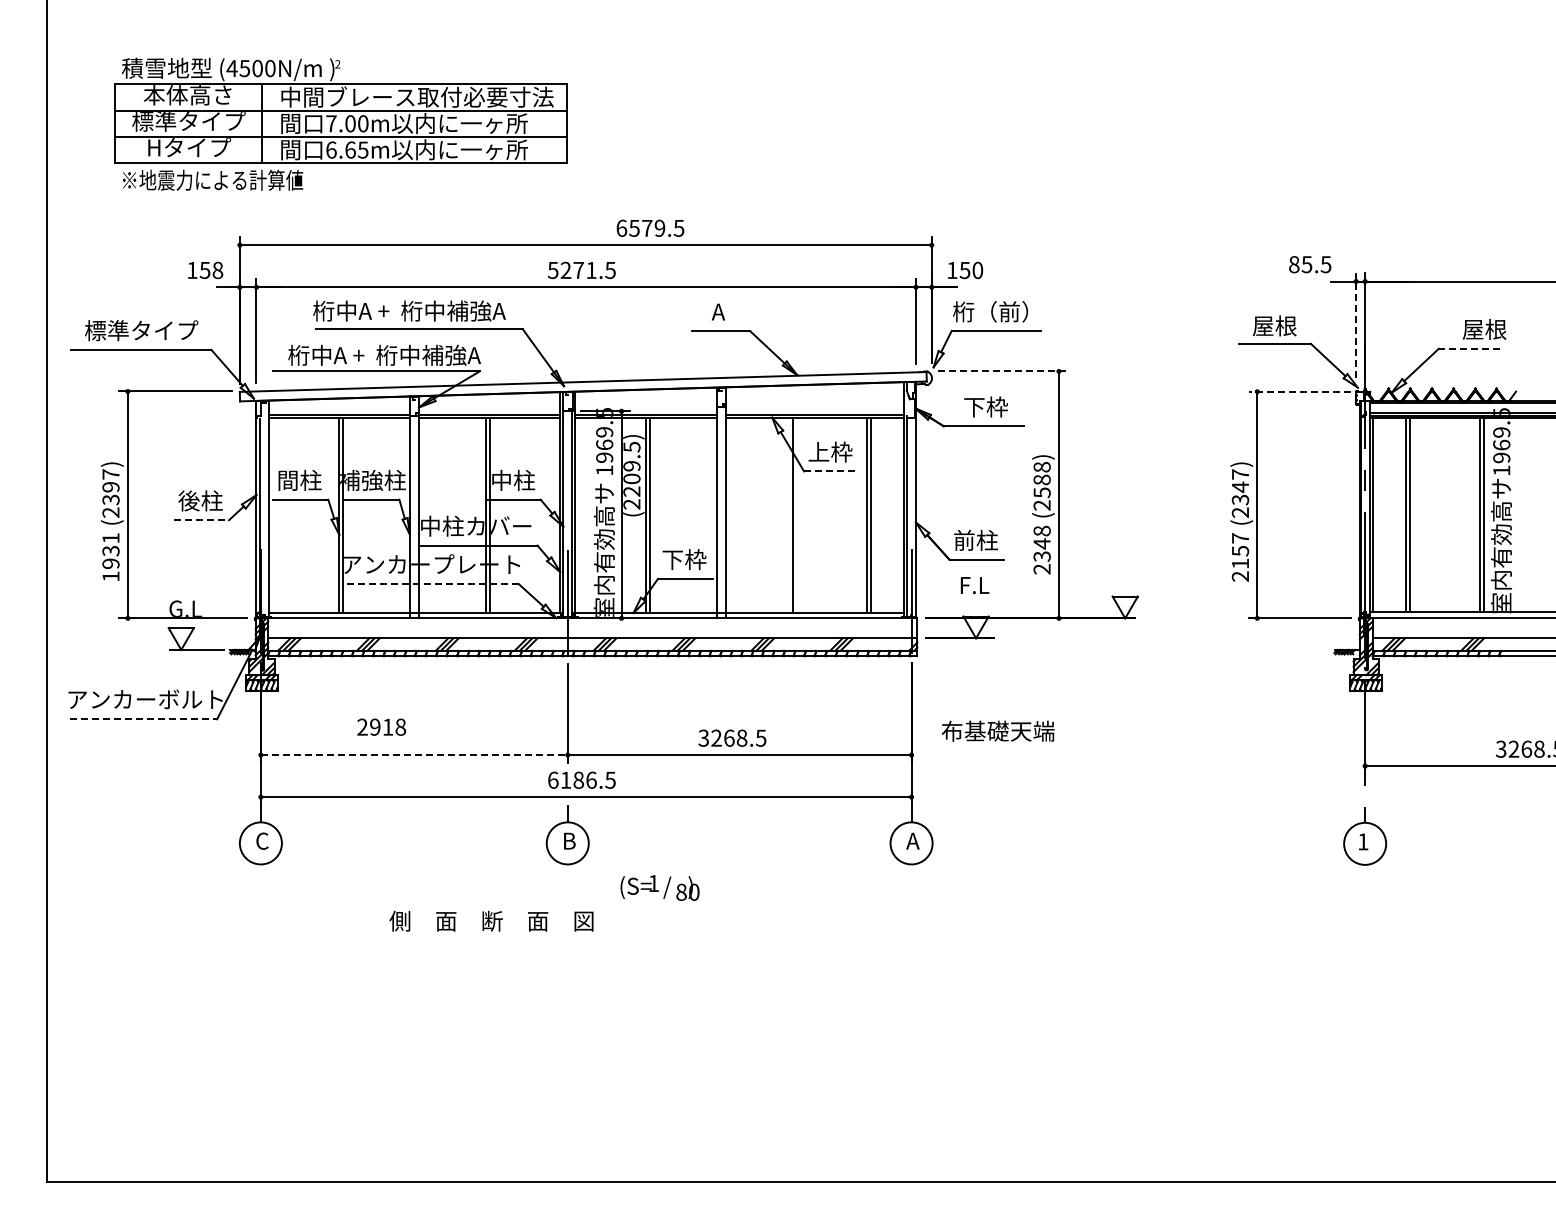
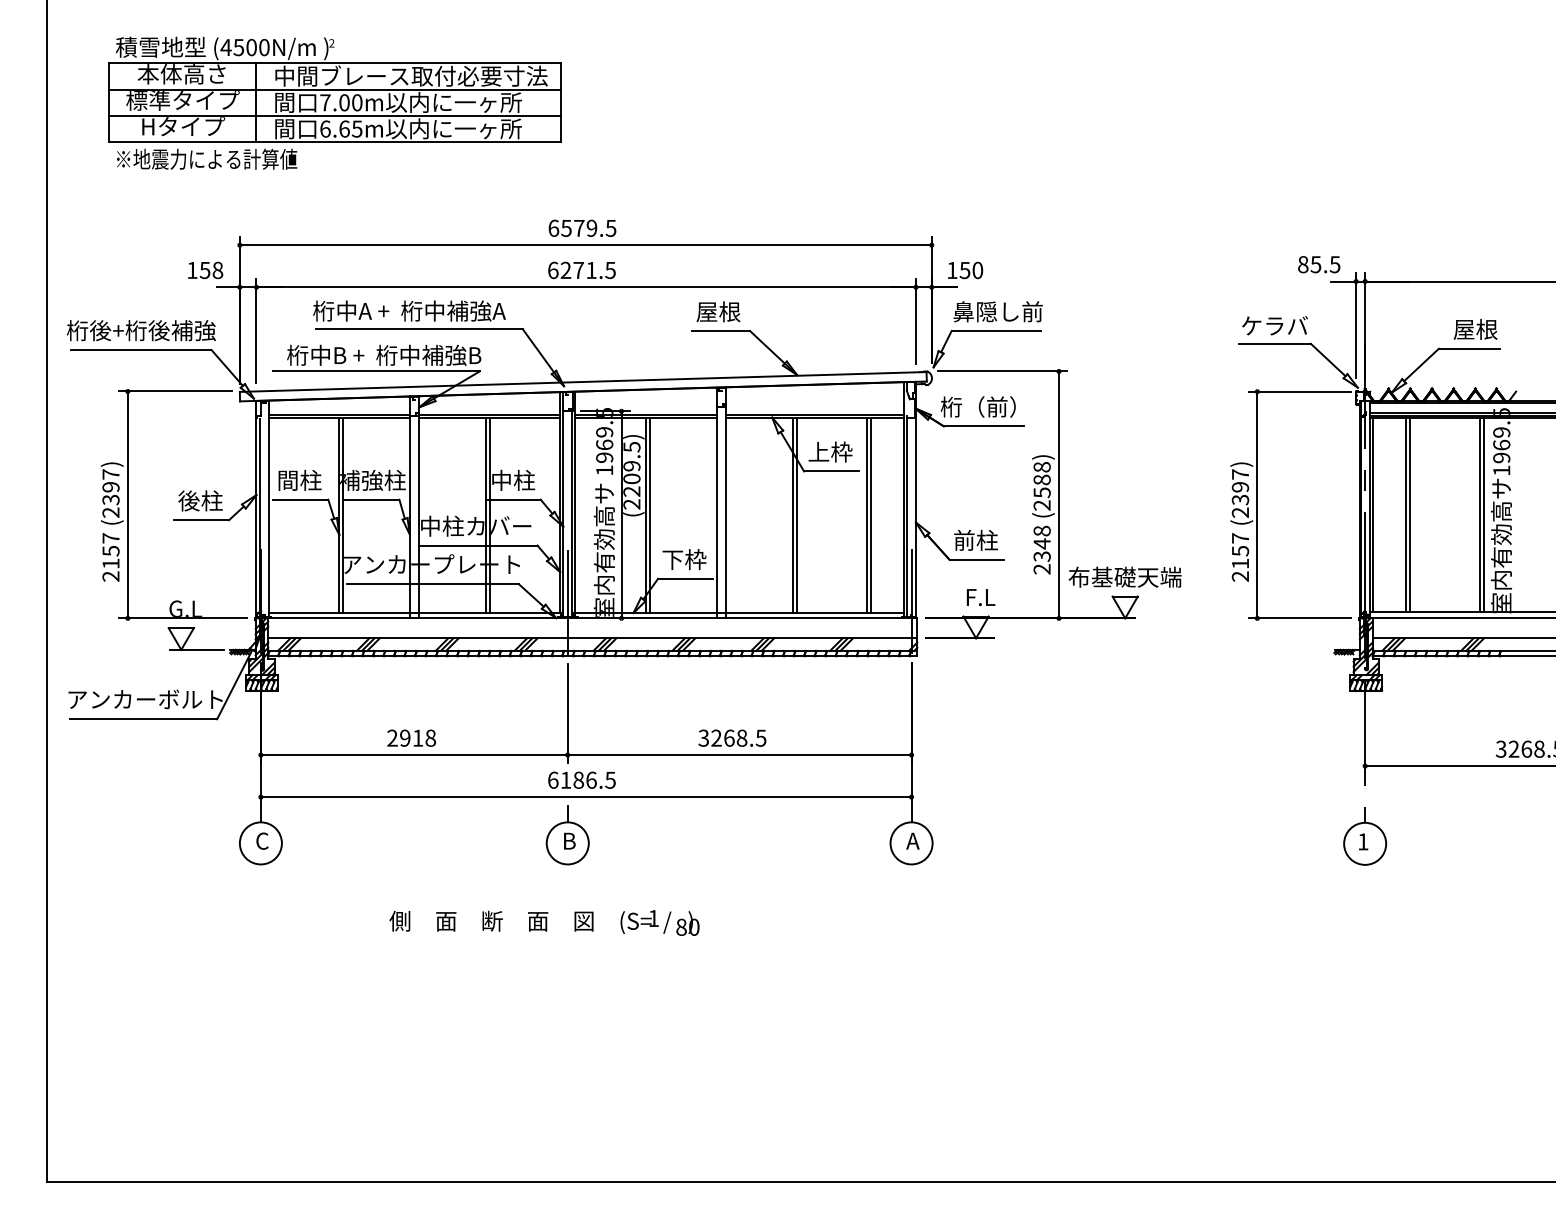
part position: (340, 123) -> (334, 102) (334, 102)
text position: (650, 227) -> (582, 227) (582, 227)
text position: (1310, 264) -> (1319, 264) (1319, 264)
text: 5271.5 -> 6271.5 (552, 270)
text: A -> 屋根 (718, 311)
text: 桁（前） -> 鼻隠し前 (997, 311)
text: 屋根 -> ケラバ (1274, 325)
line: dashed -> solid (1356, 325)
text position: (1484, 329) -> (1475, 329) (1475, 329)
text: 標準タイプ -> 桁後+桁後補強 (141, 330)
line: dashed -> solid (1469, 348)
text: 桁中A +  桁中補強A -> 桁中B +  桁中補強B (384, 354)
line: dashed -> solid (1002, 371)
line: dashed -> solid (1299, 391)
text: 下枠 -> 桁（前） (977, 406)
line: dashed -> solid (831, 471)
text: (2347) -> (2397) (1240, 487)
line: none -> present (796, 515)
line: dashed -> solid (202, 520)
text: 1931 -> 2157 (110, 557)
line: dashed -> solid (433, 584)
text position: (974, 585) -> (980, 597) (980, 597)
line: dashed -> solid (143, 719)
text position: (381, 726) -> (411, 737) (411, 737)
text position: (997, 730) -> (1124, 576) (1124, 576)
line: dashed -> solid (414, 755)
text position: (659, 887) -> (659, 922) (659, 922)
